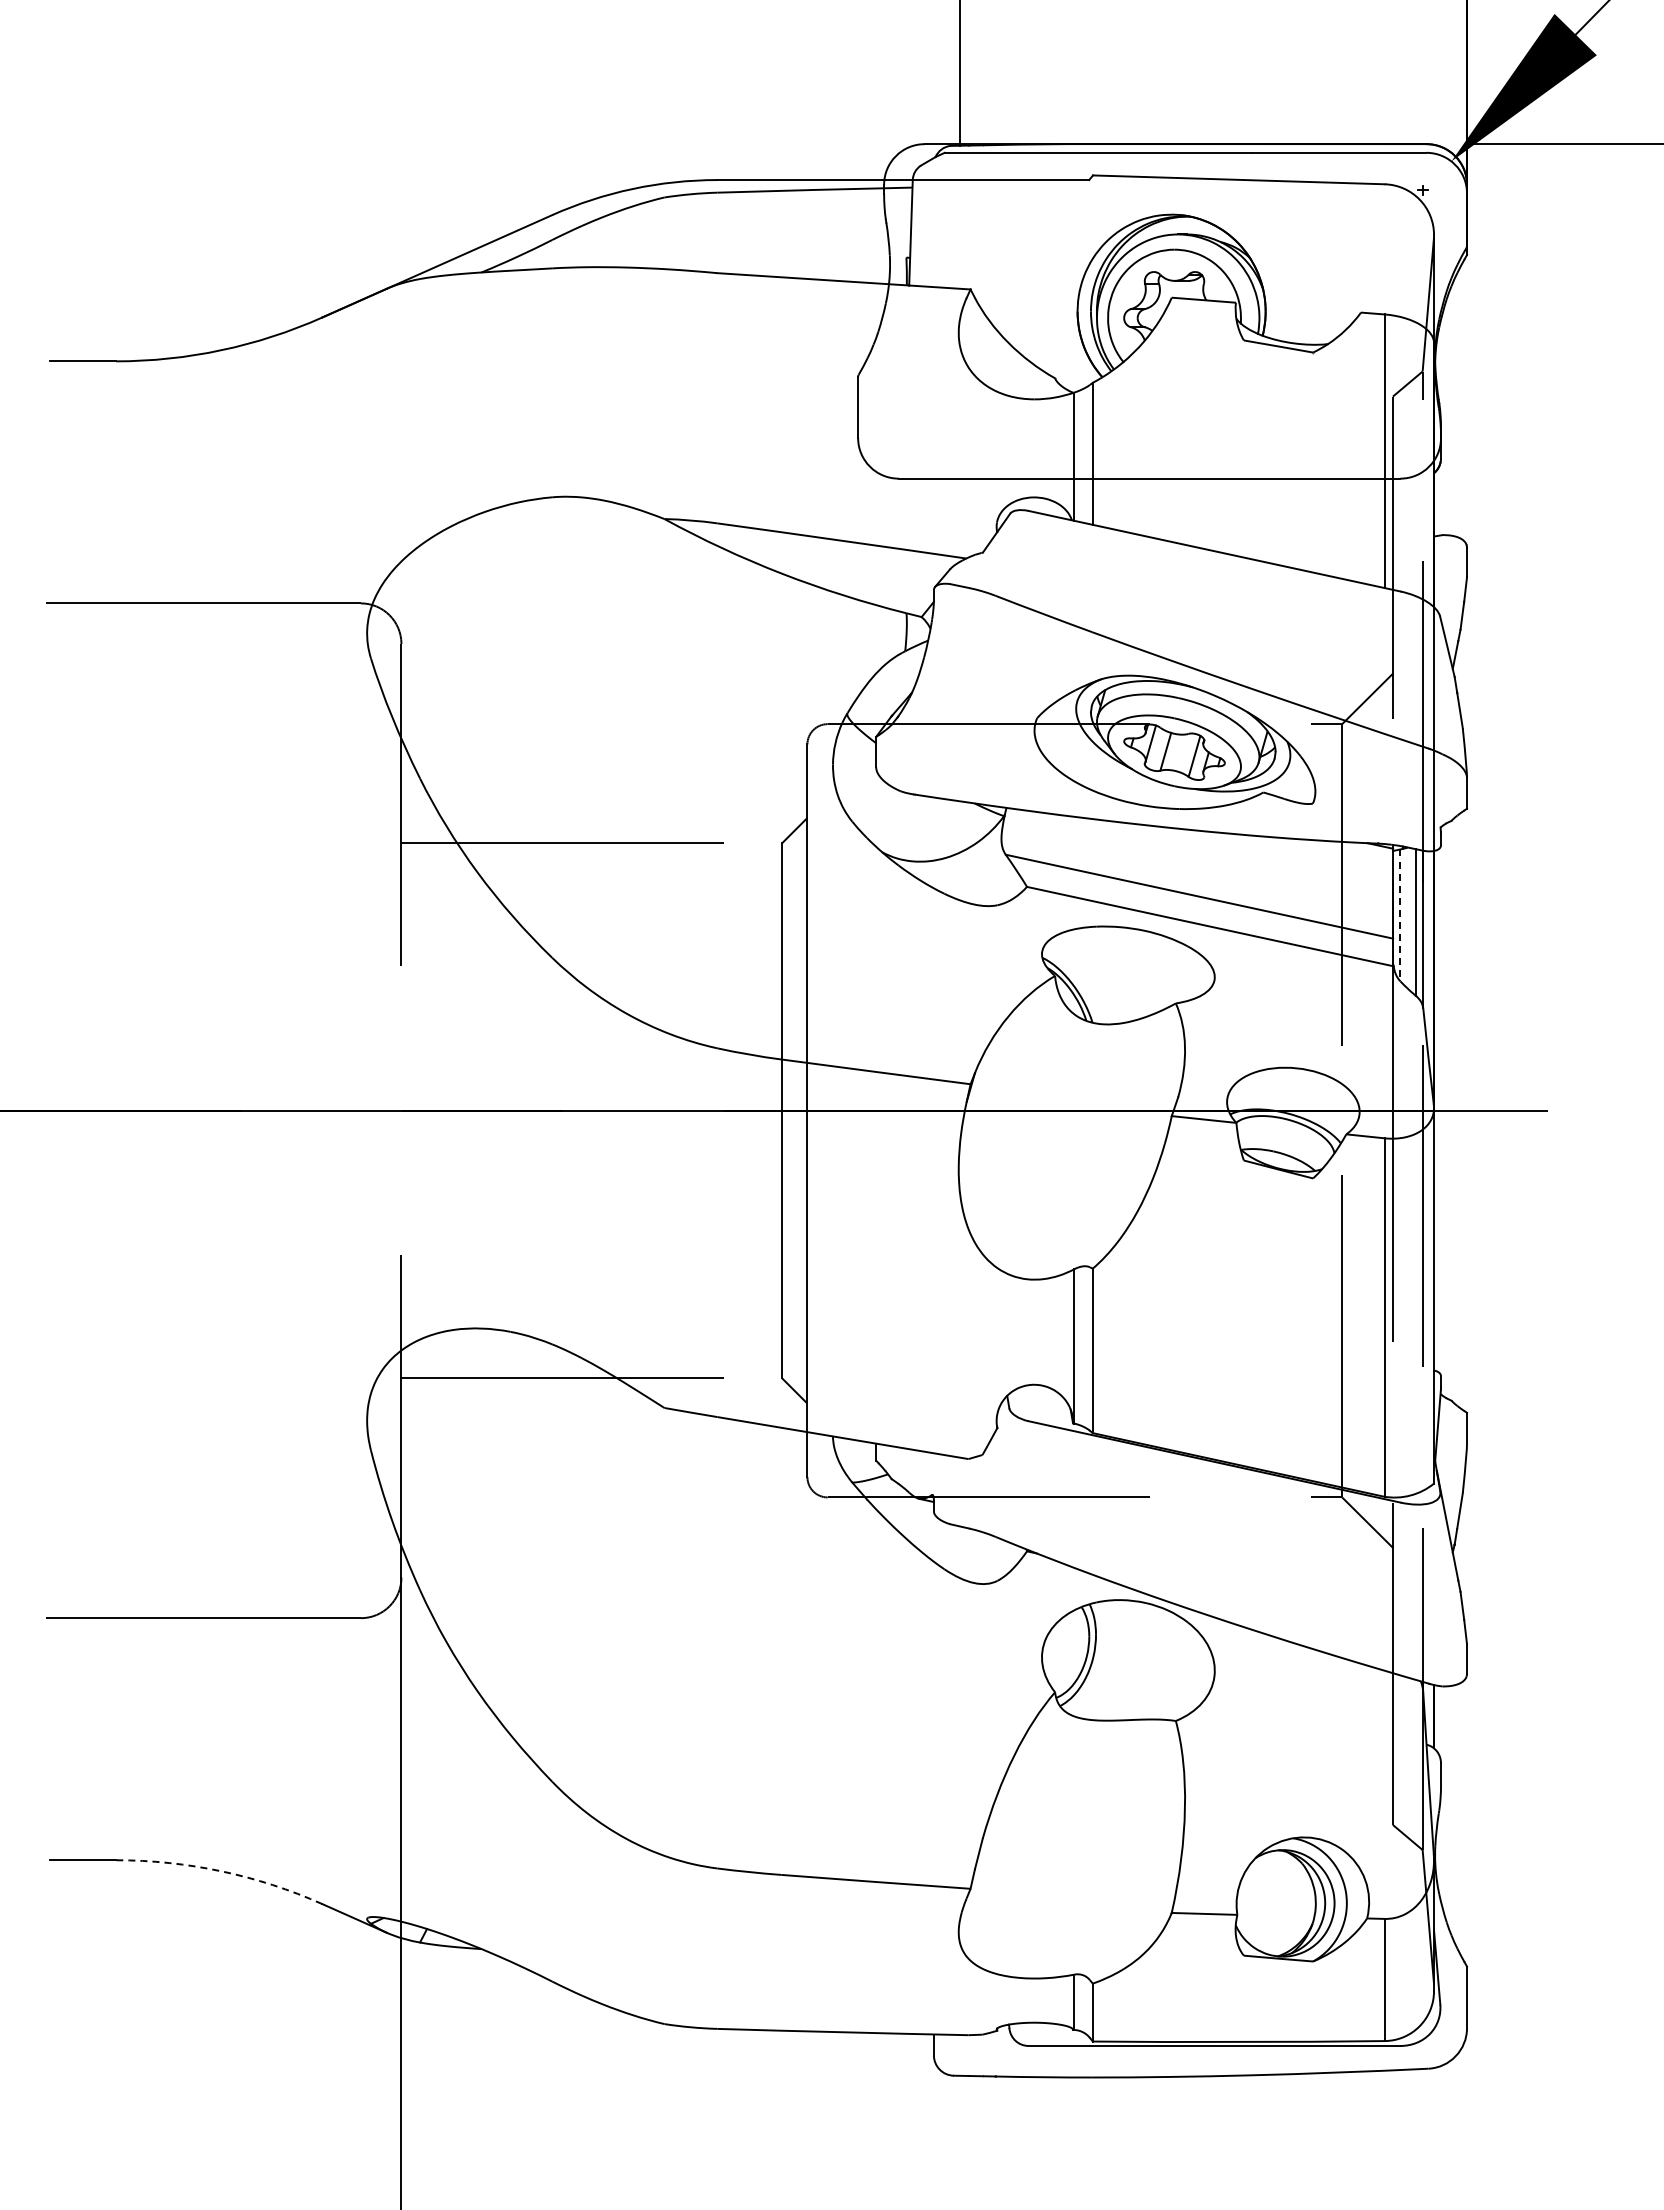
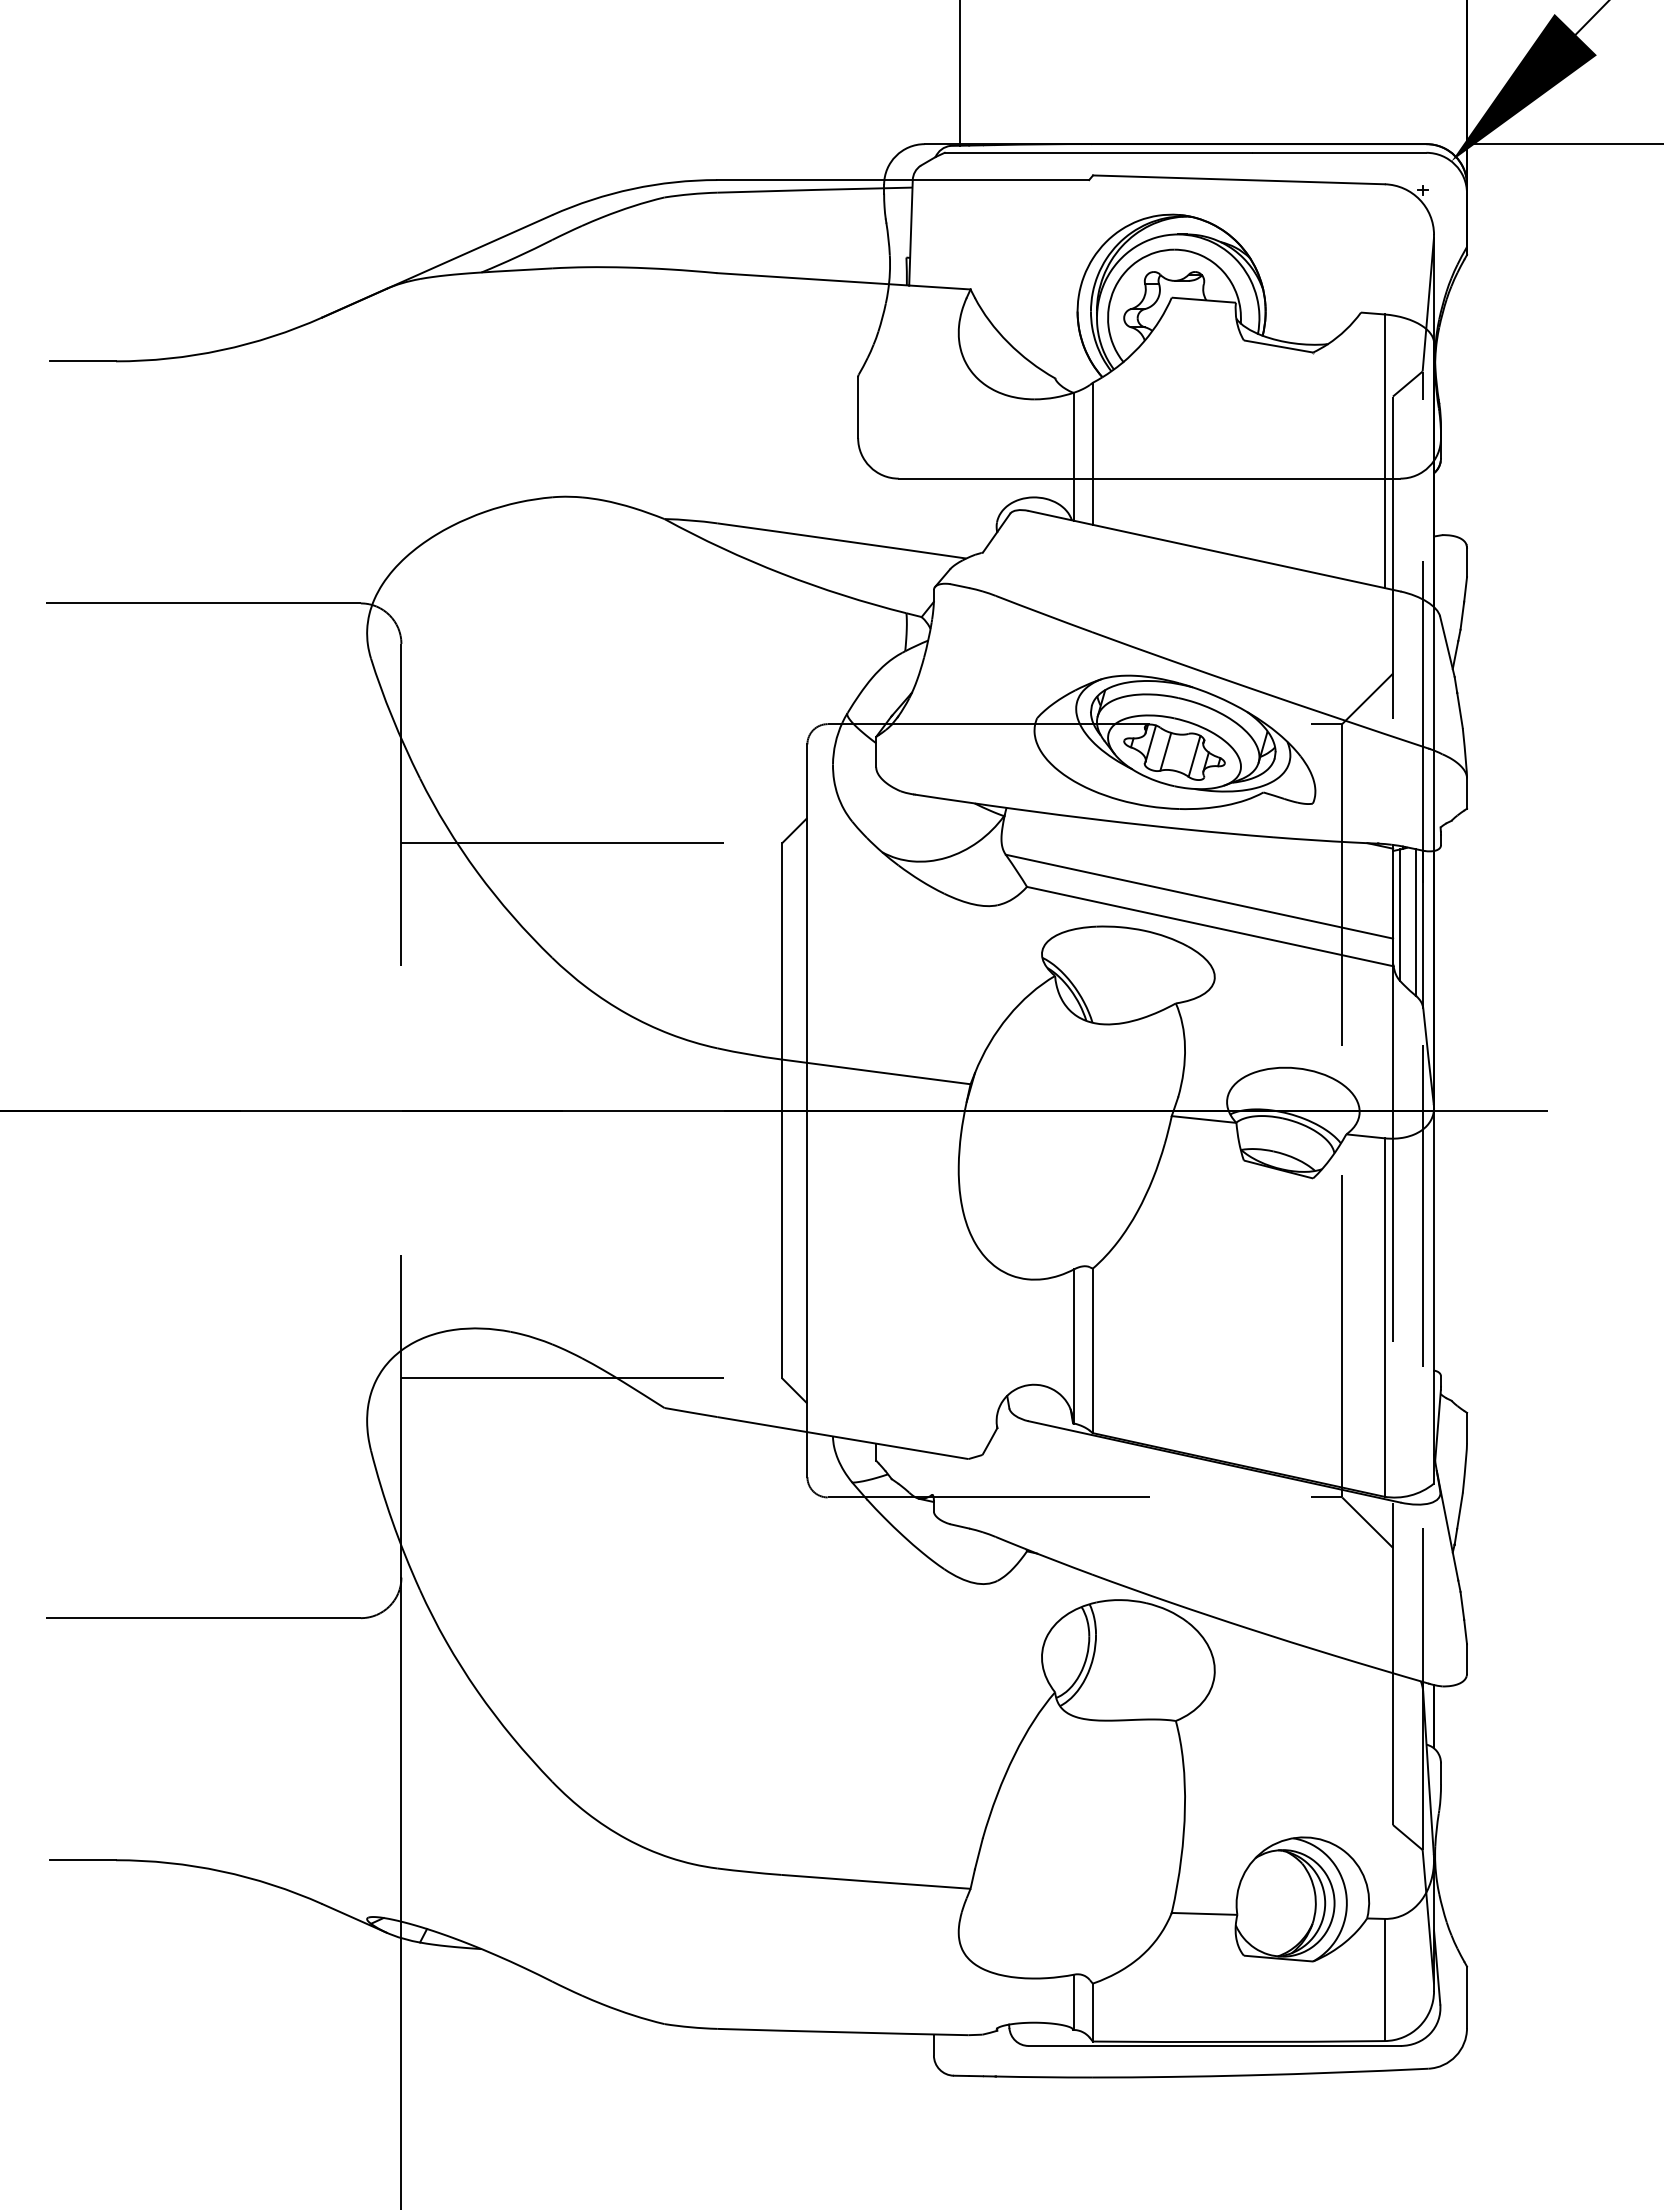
line: dashed -> solid (1400, 915)
arc: dashed -> solid (221, 1871)
